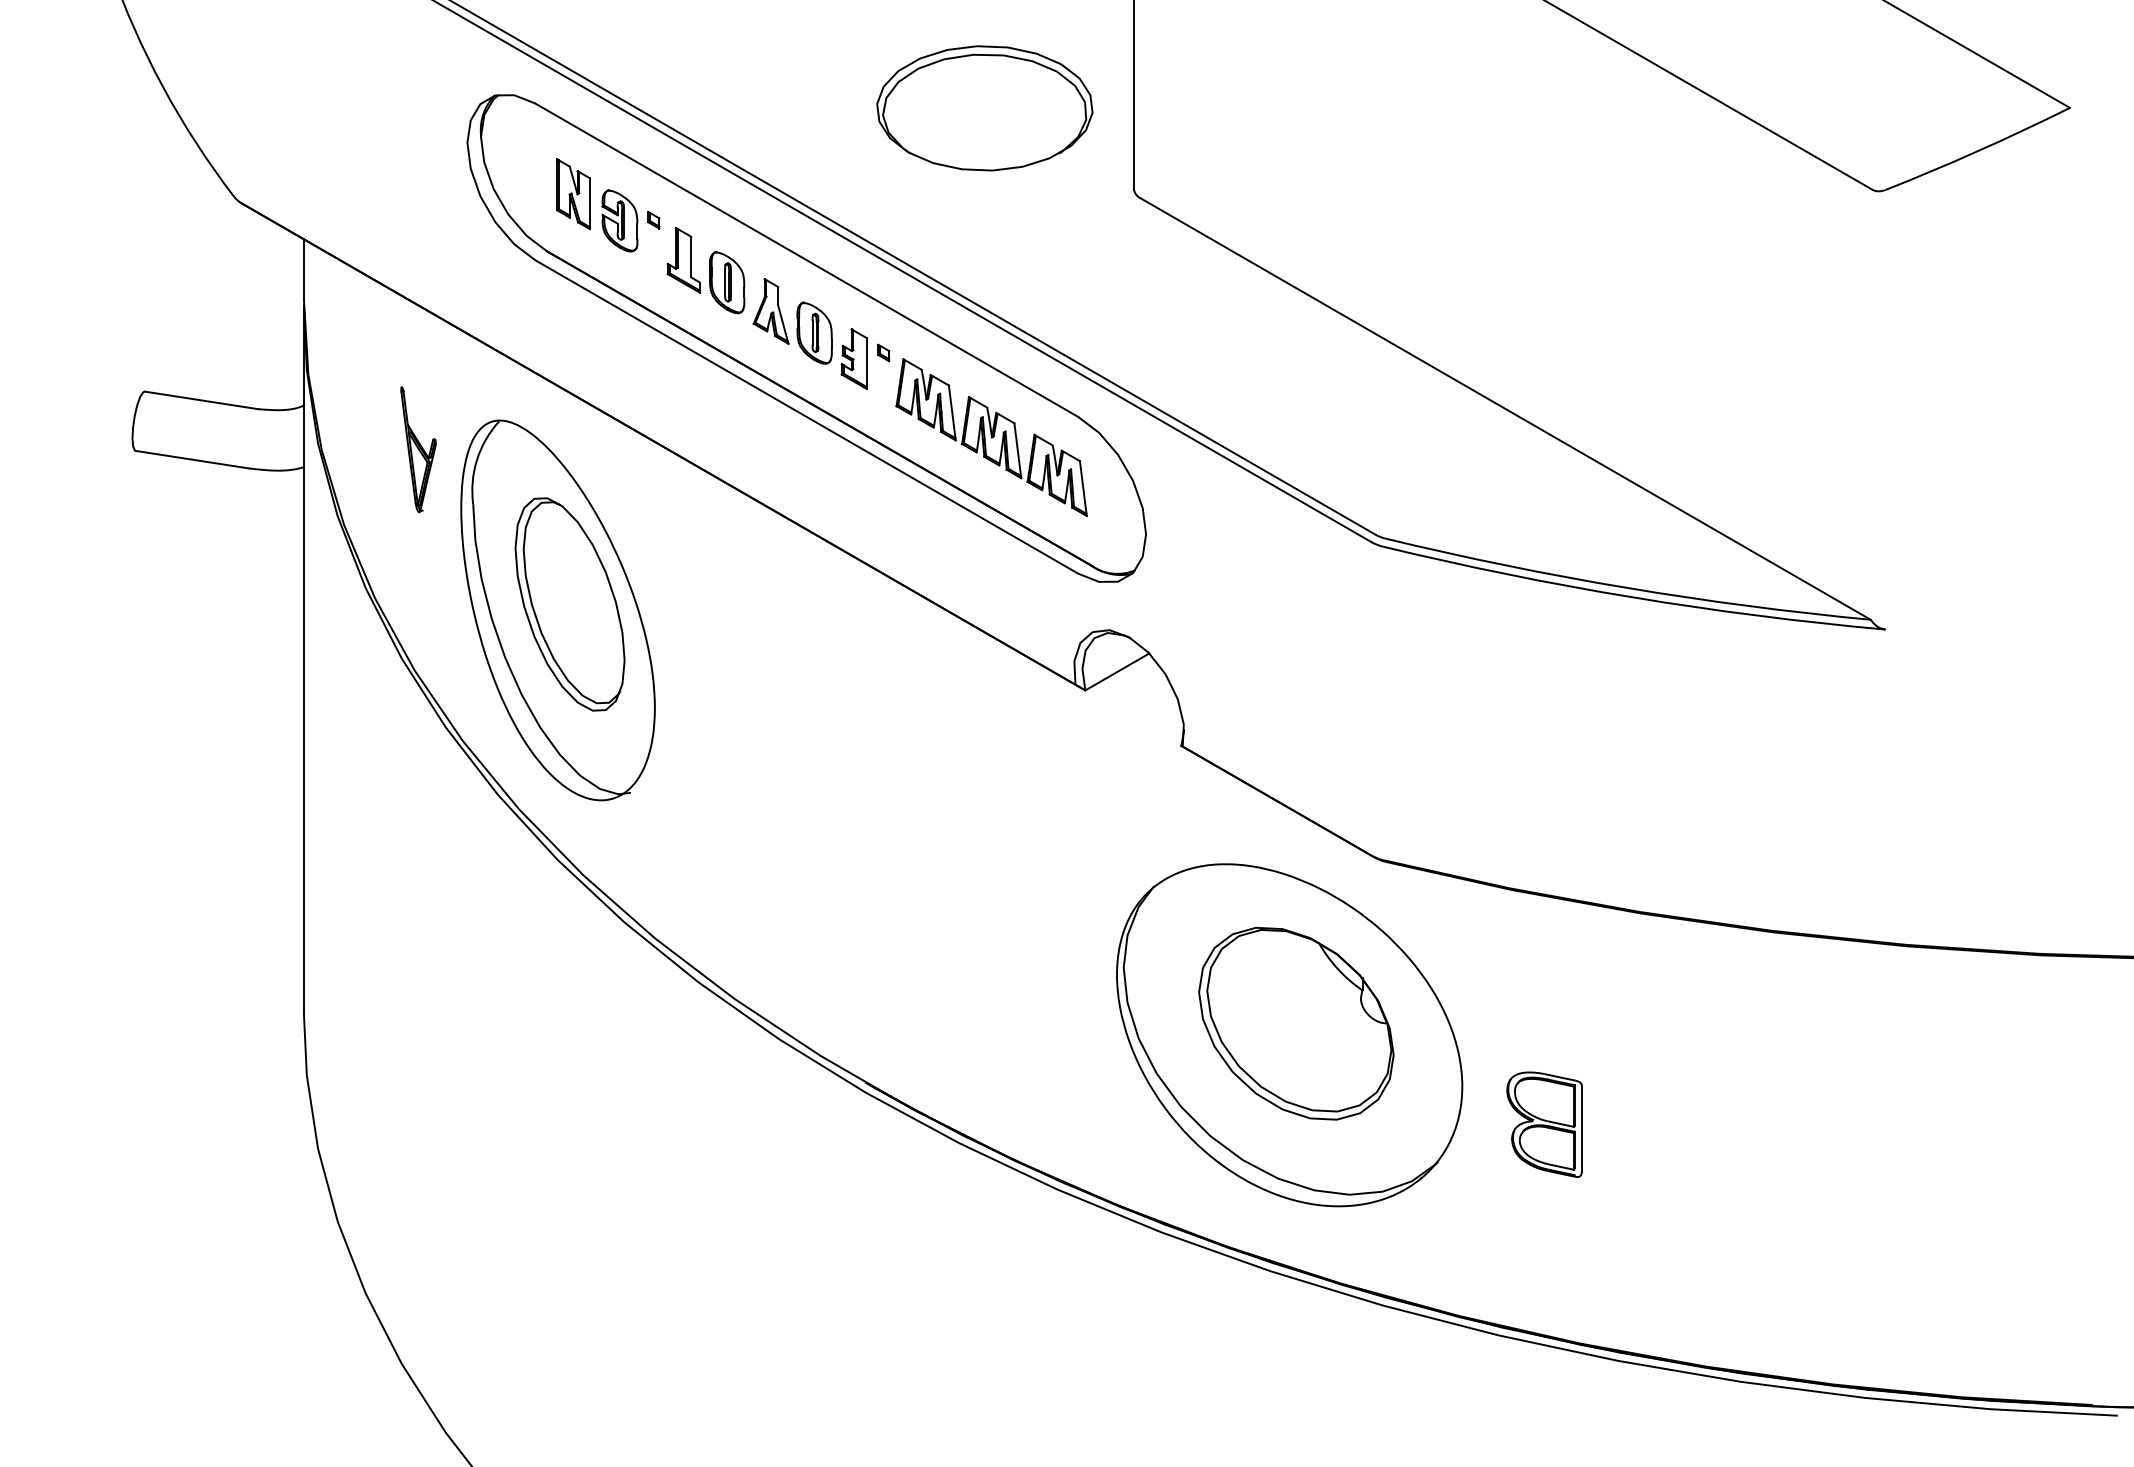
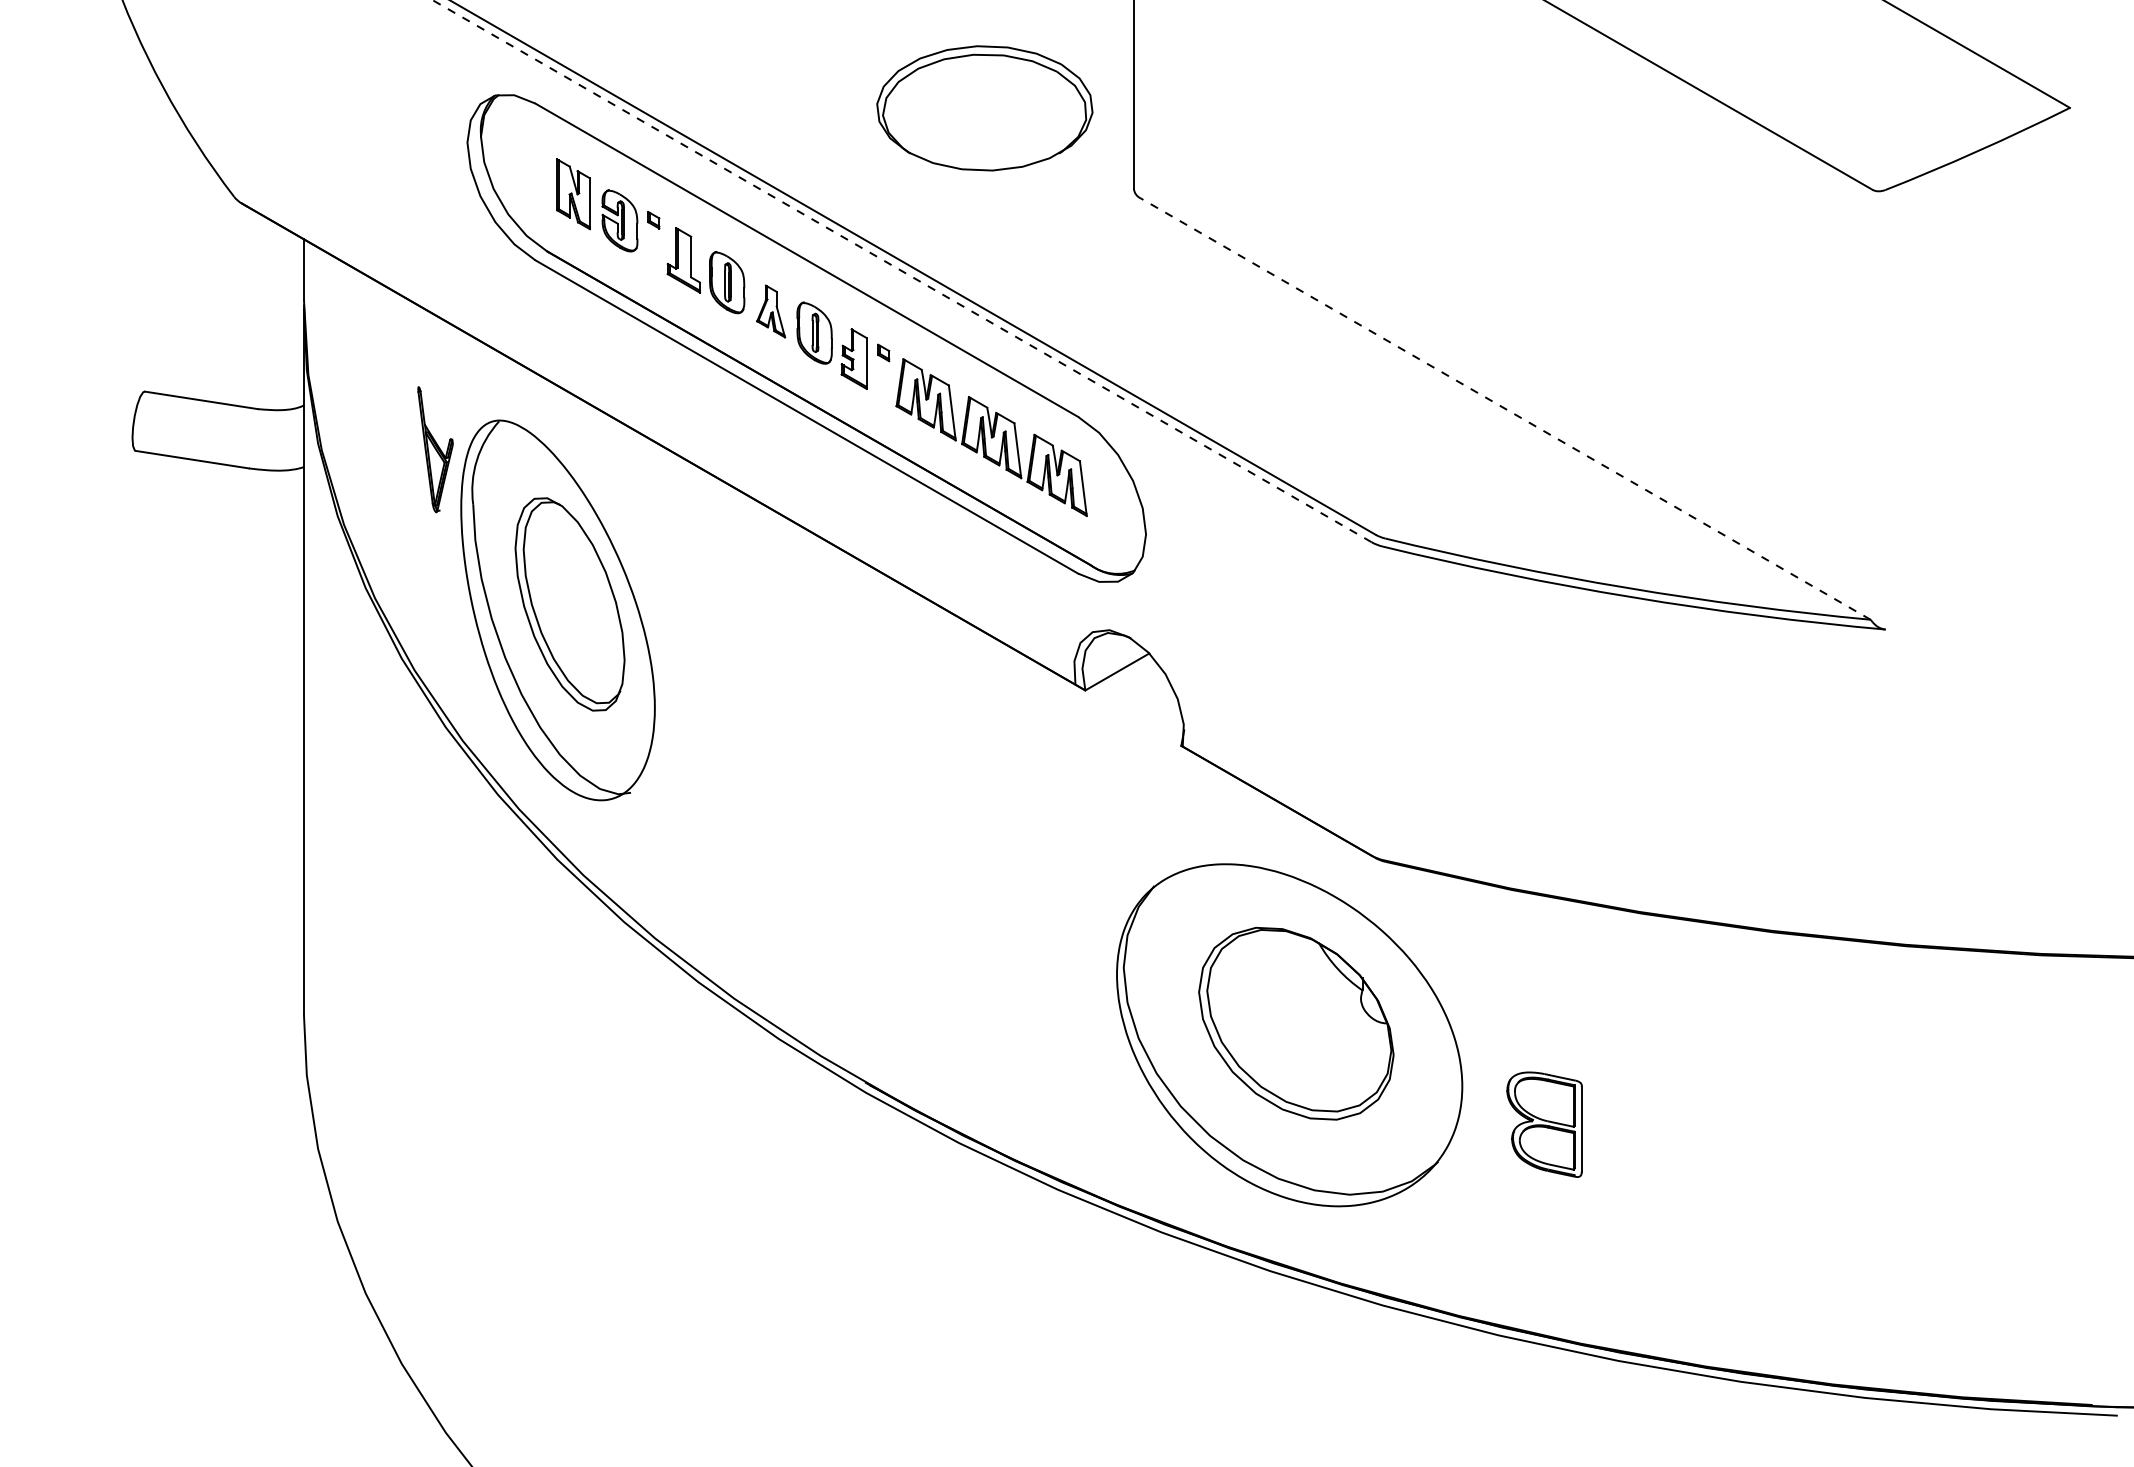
line: solid -> dashed (901, 270)
part size: 38x67 px -> 31x55 px (771, 311)
line: solid -> dashed (1505, 408)
part position: (418, 449) -> (435, 449) (435, 449)
